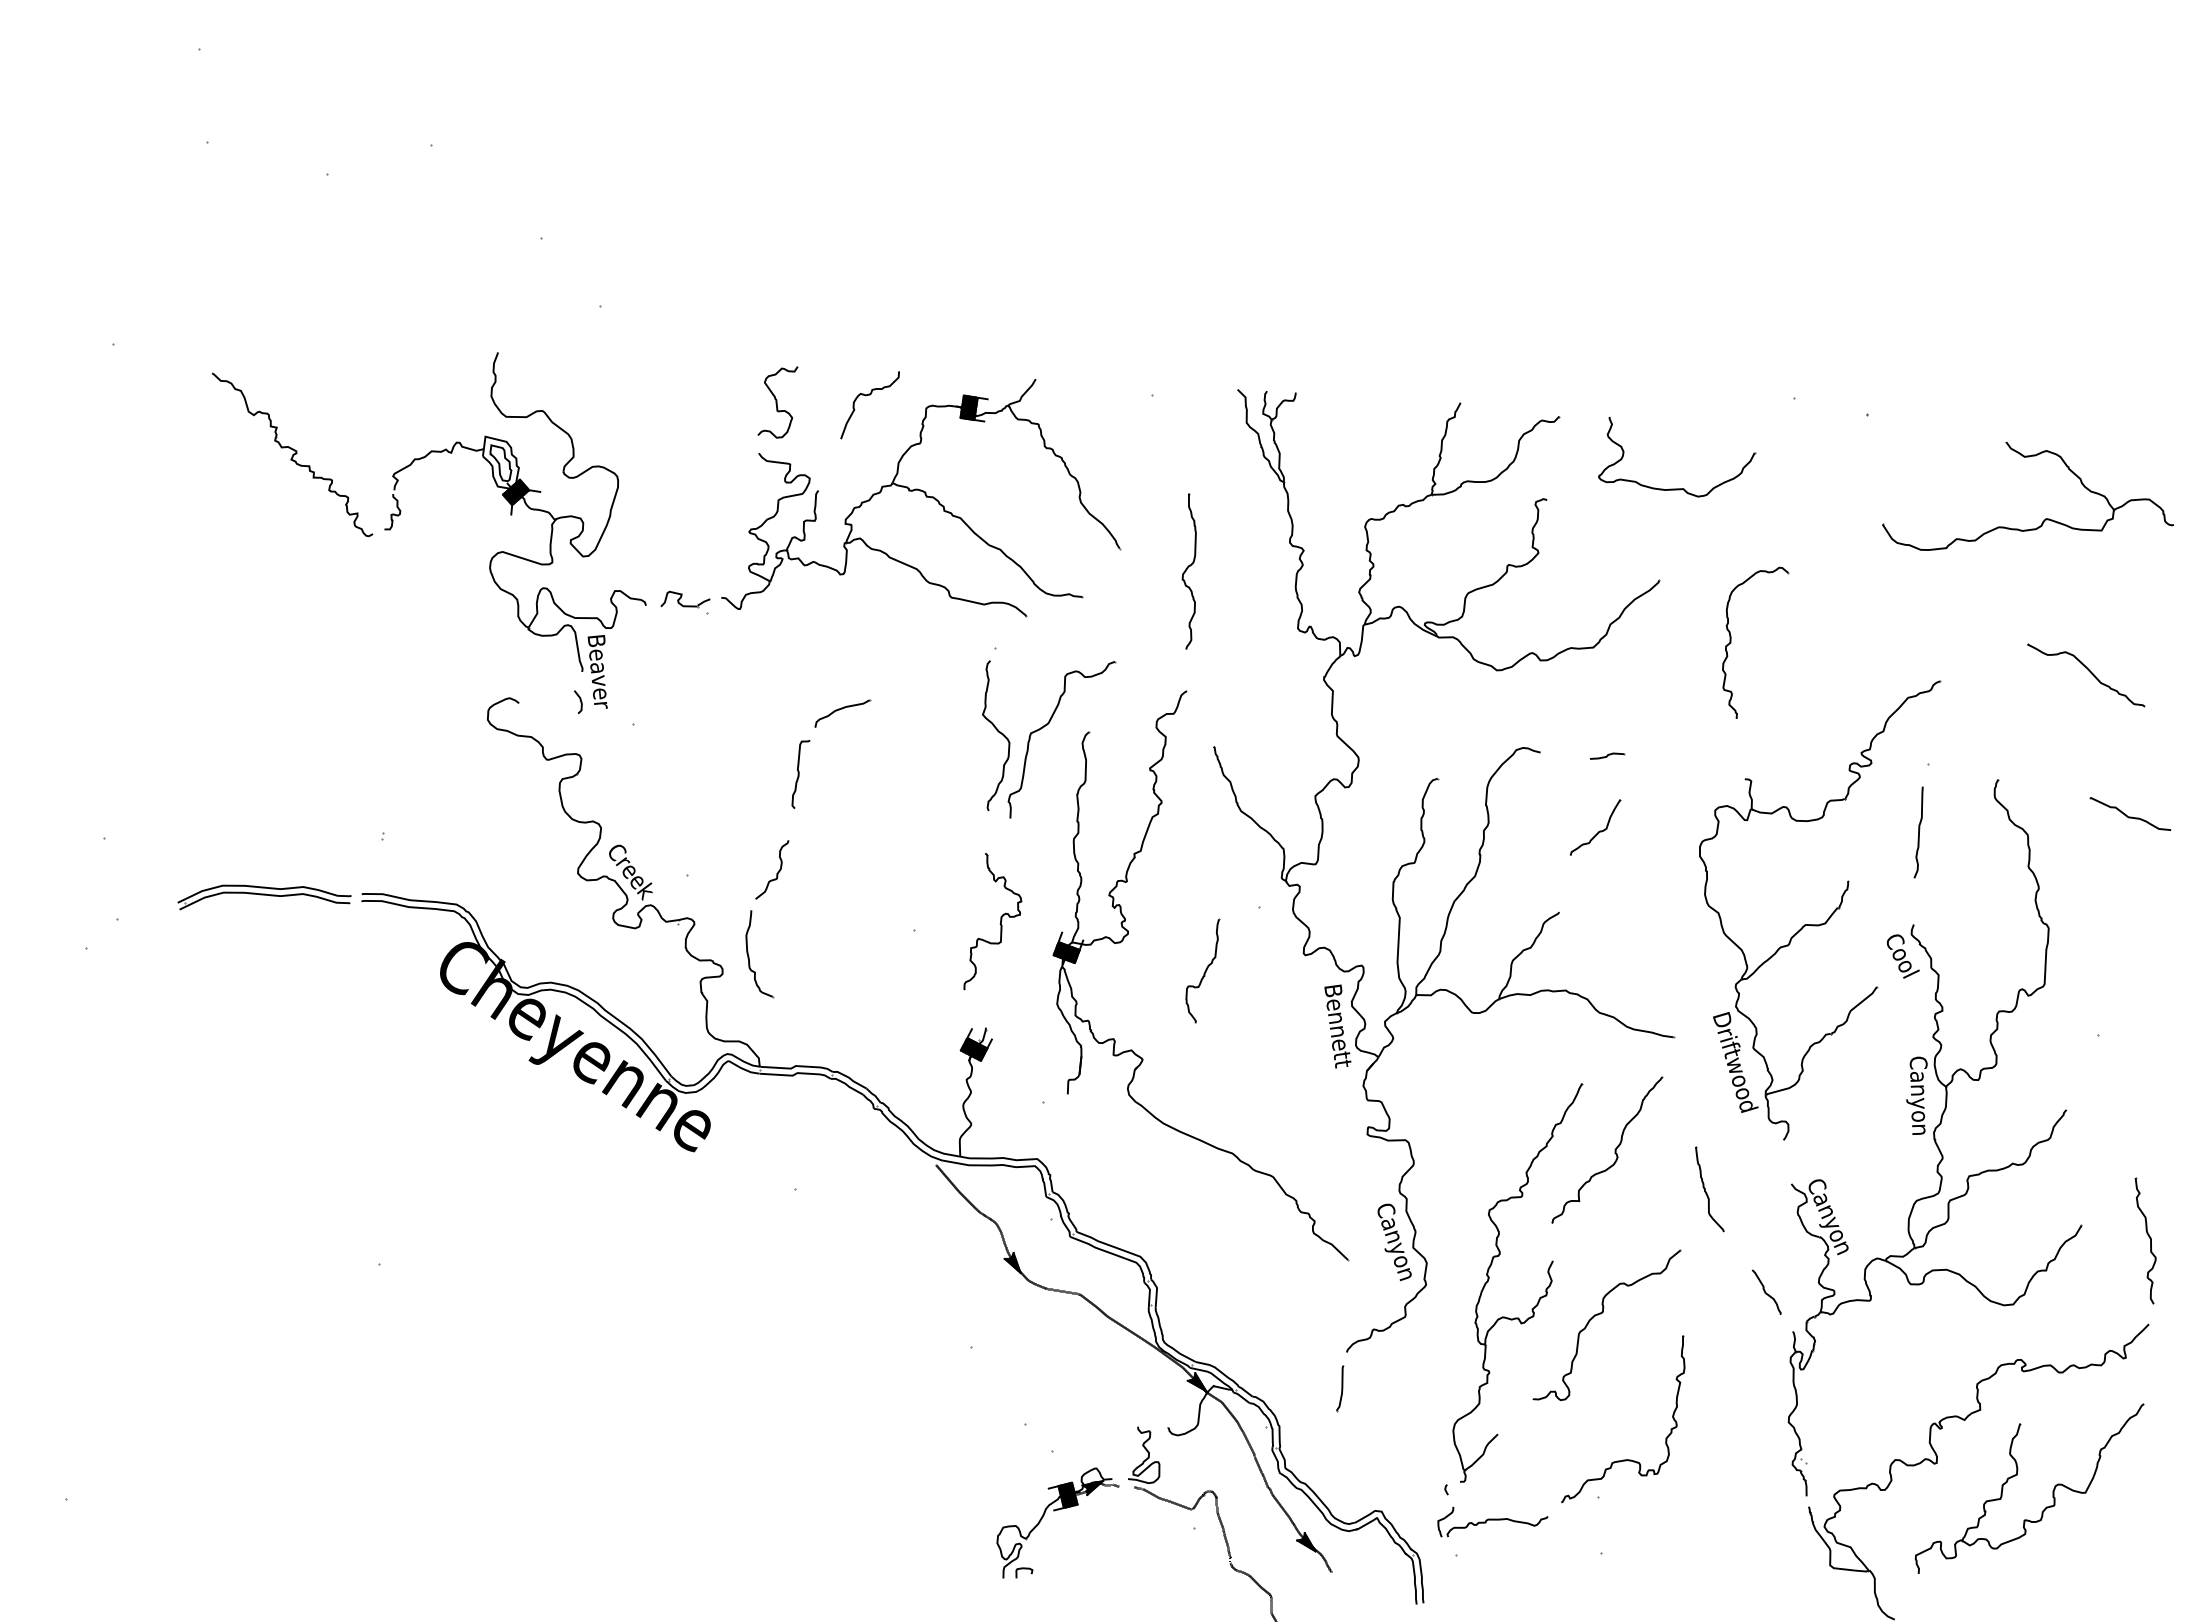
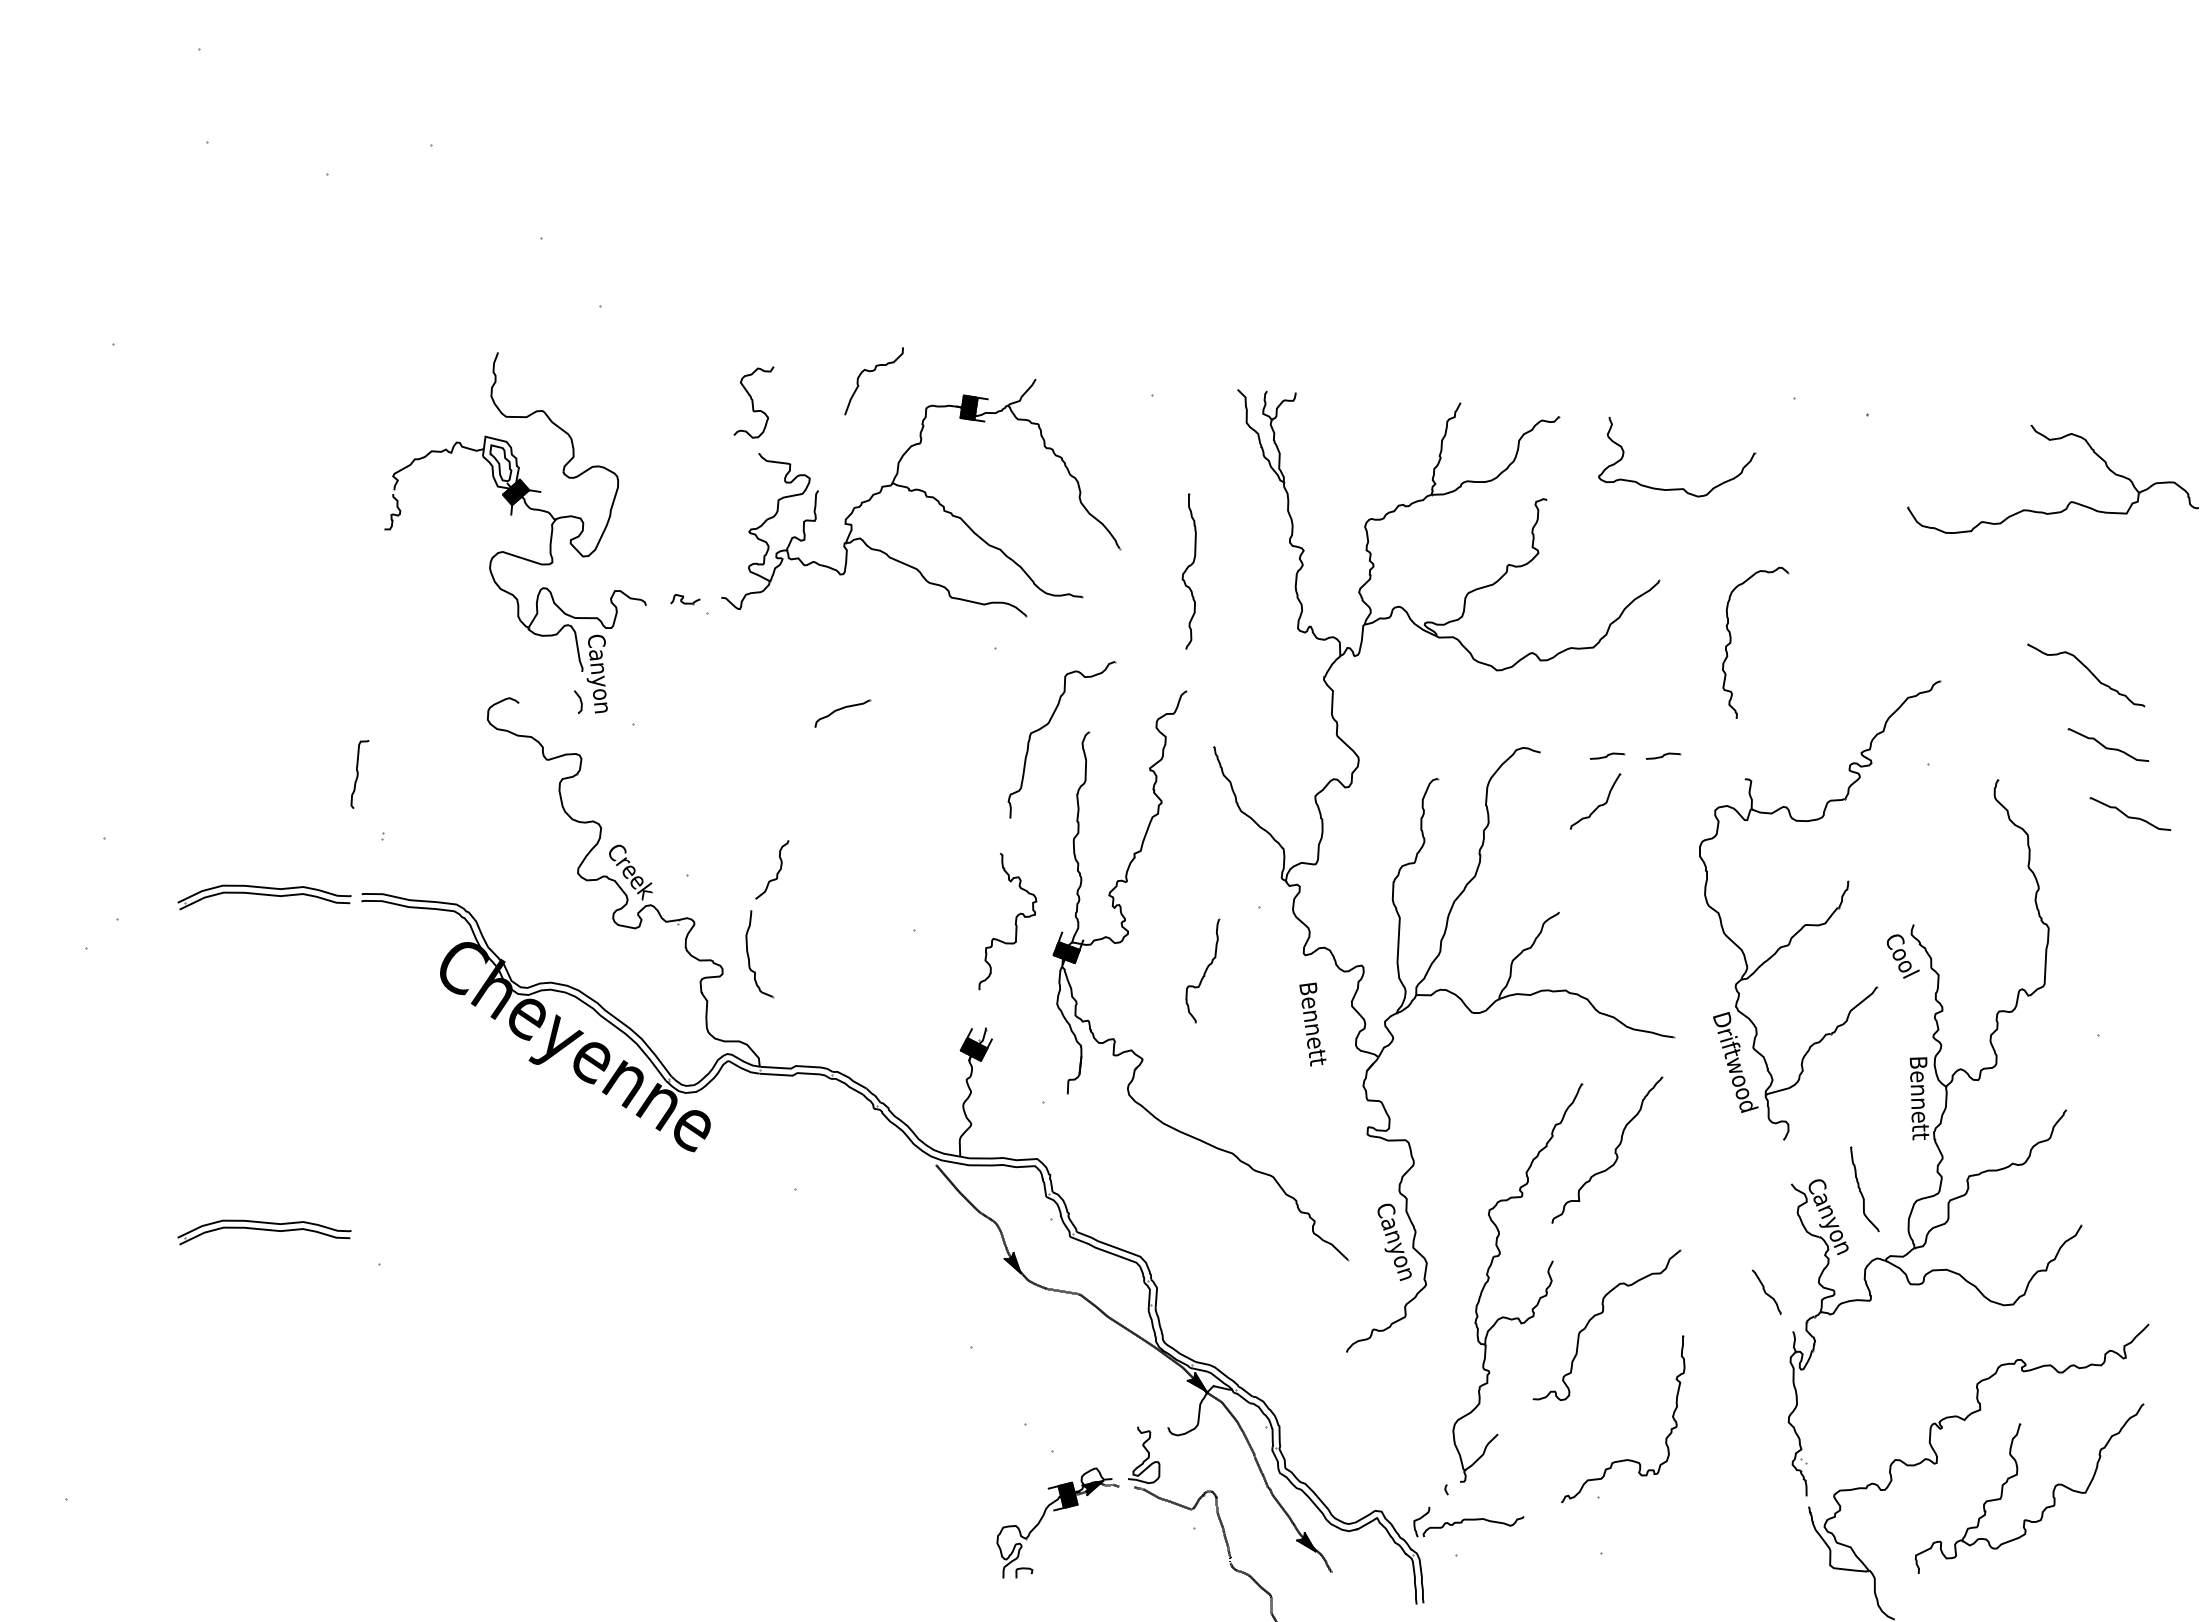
curve position: (866, 396) -> (870, 372) (870, 372)
curve position: (777, 402) -> (753, 402) (753, 402)
part: present -> none (292, 454)
part position: (2045, 518) -> (2070, 501) (2070, 501)
part size: 51x19 px -> 31x12 px (685, 599)
text: Beaver -> Canyon (596, 673)
curve: present -> none (998, 732)
part: none -> present (2108, 744)
part: none -> present (1663, 755)
curve position: (799, 773) -> (358, 773) (358, 773)
part position: (1595, 827) -> (1595, 801) (1595, 801)
curve: present -> none (1918, 832)
part position: (999, 924) -> (1014, 924) (1014, 924)
text position: (1337, 1026) -> (1312, 1024) (1312, 1024)
text: Canyon -> Bennett (1917, 1098)
part position: (1709, 1189) -> (1864, 1189) (1864, 1189)
part: none -> present (264, 1232)
part: present -> none (2145, 1240)
part: present -> none (1340, 1388)
part position: (1492, 1521) -> (1468, 1521) (1468, 1521)
